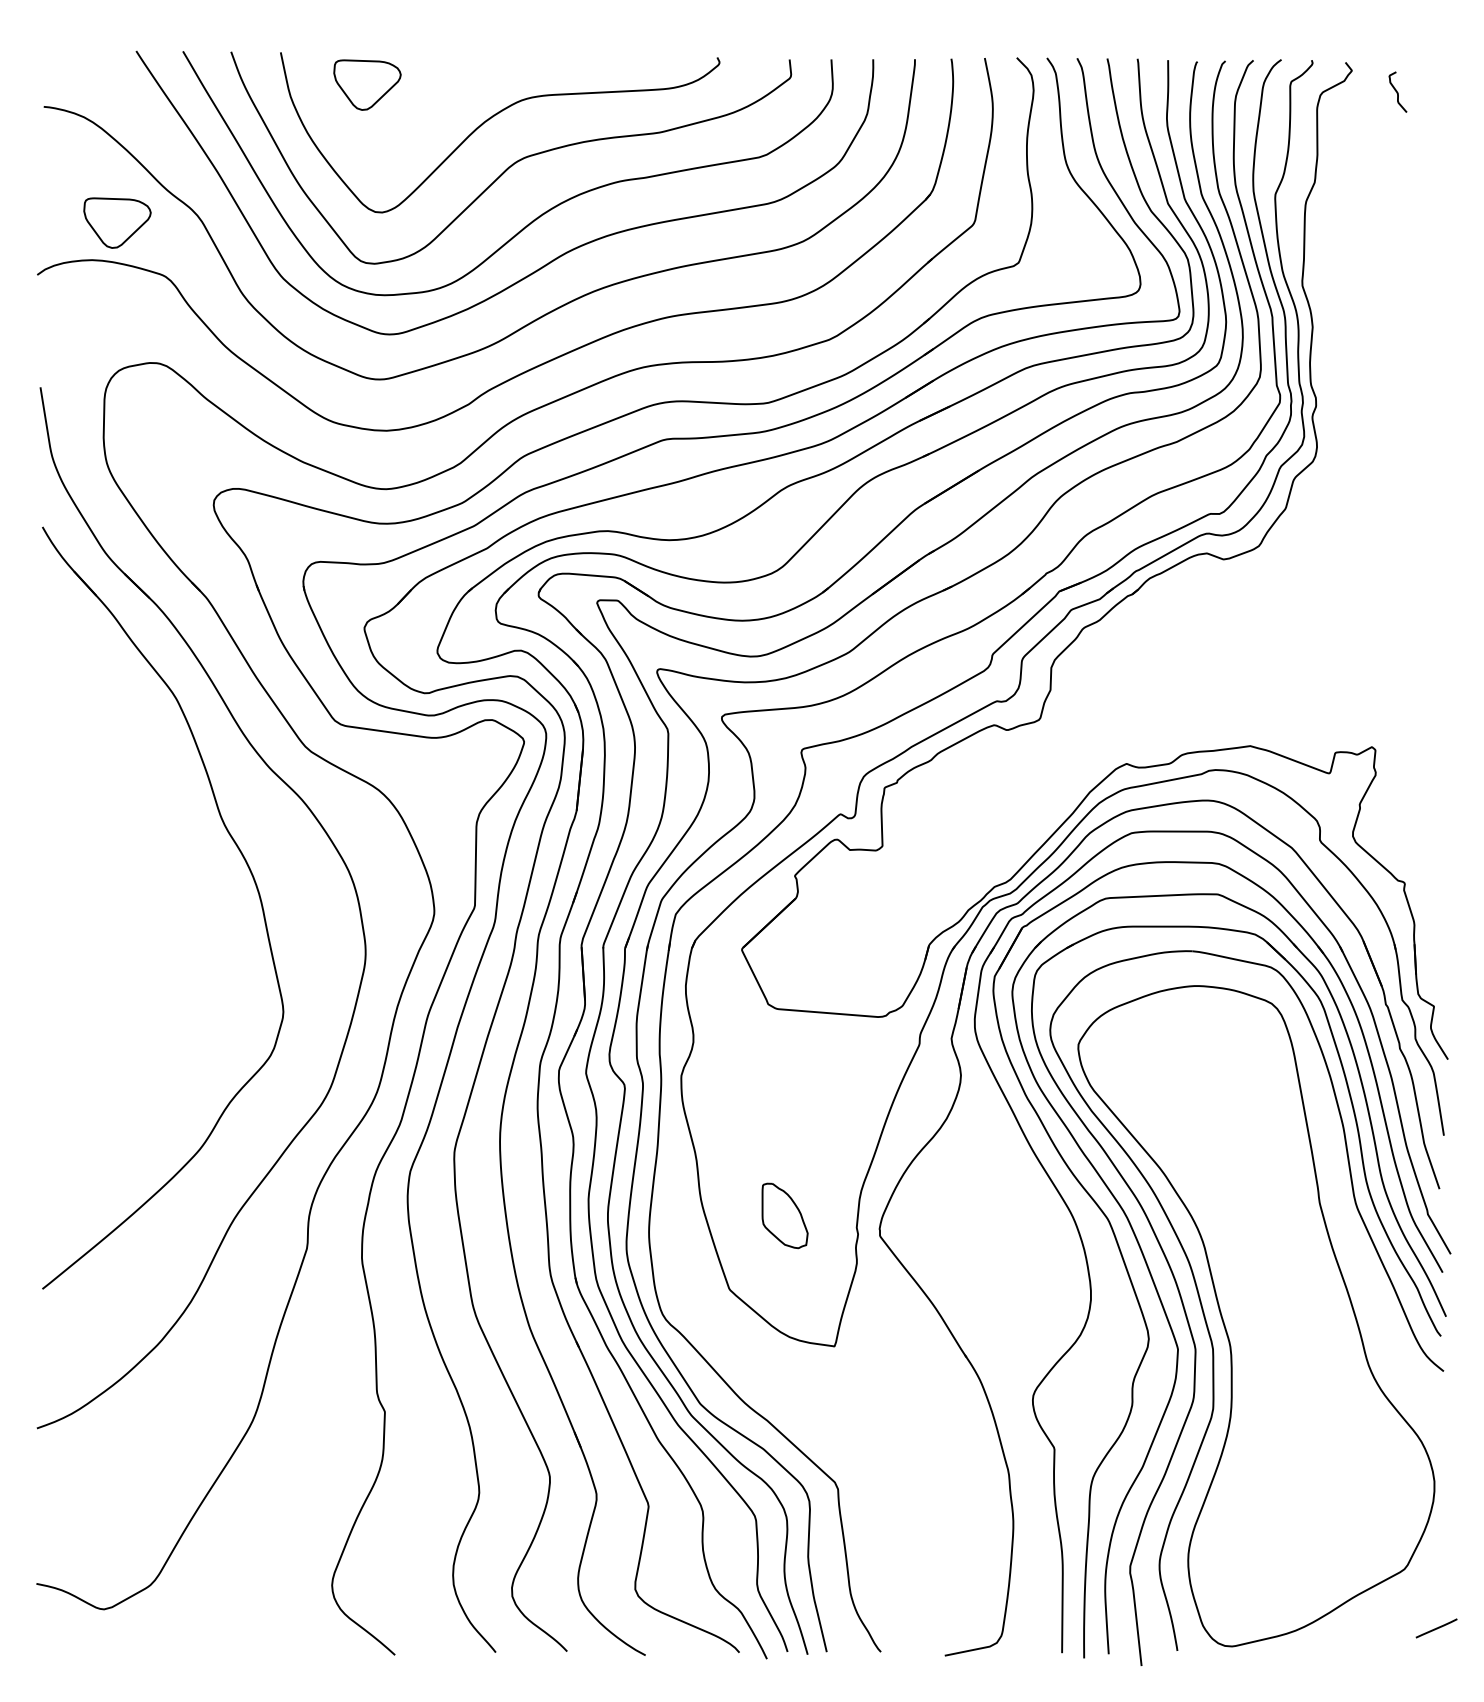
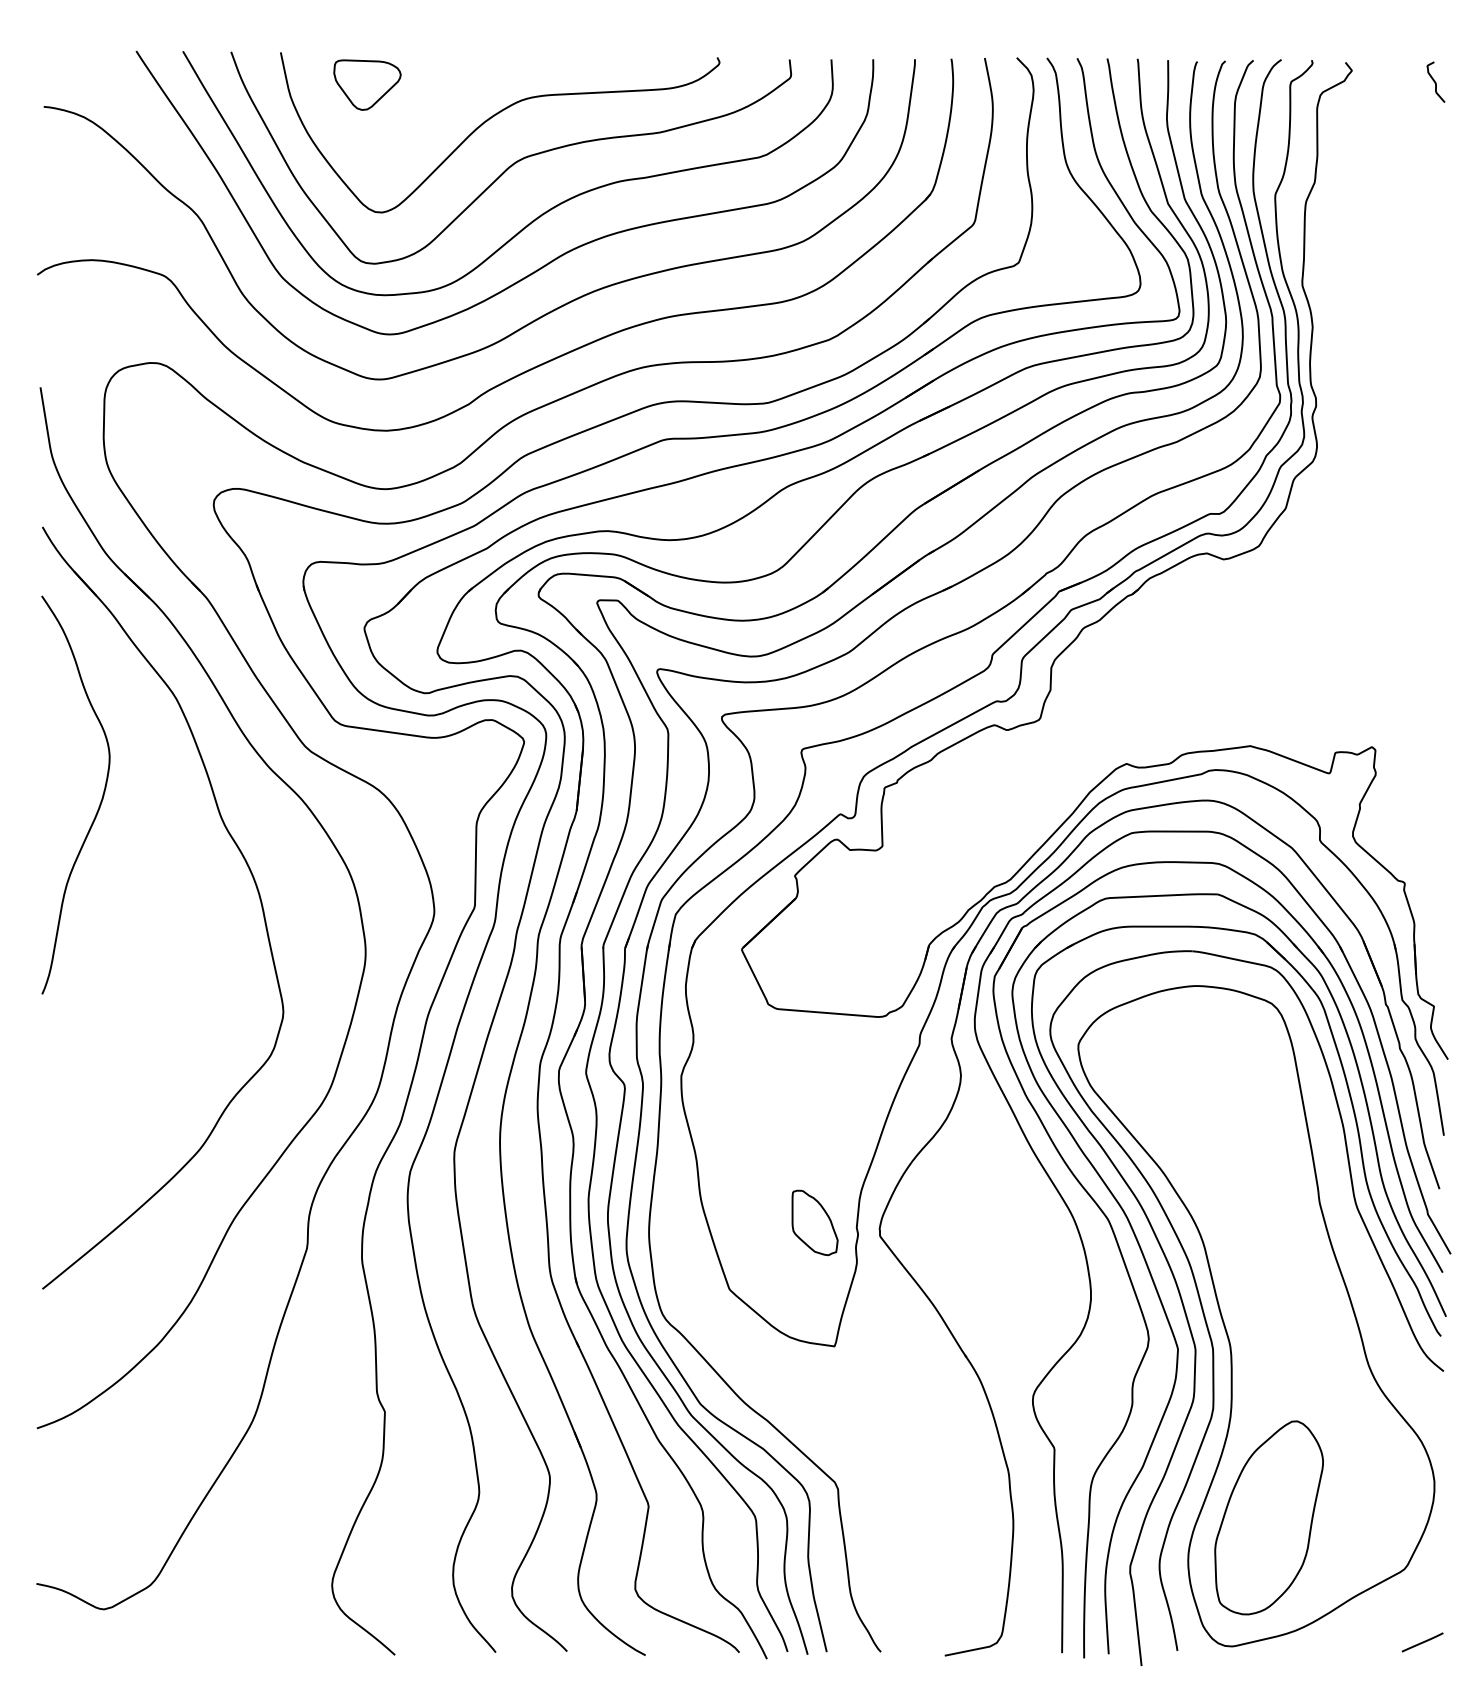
curve position: (1397, 91) -> (1435, 81) (1435, 81)
part: present -> none (117, 222)
curve: none -> present (98, 806)
part position: (784, 1215) -> (814, 1222) (814, 1222)
part: none -> present (1268, 1517)
line position: (1436, 1628) -> (1422, 1642) (1422, 1642)
